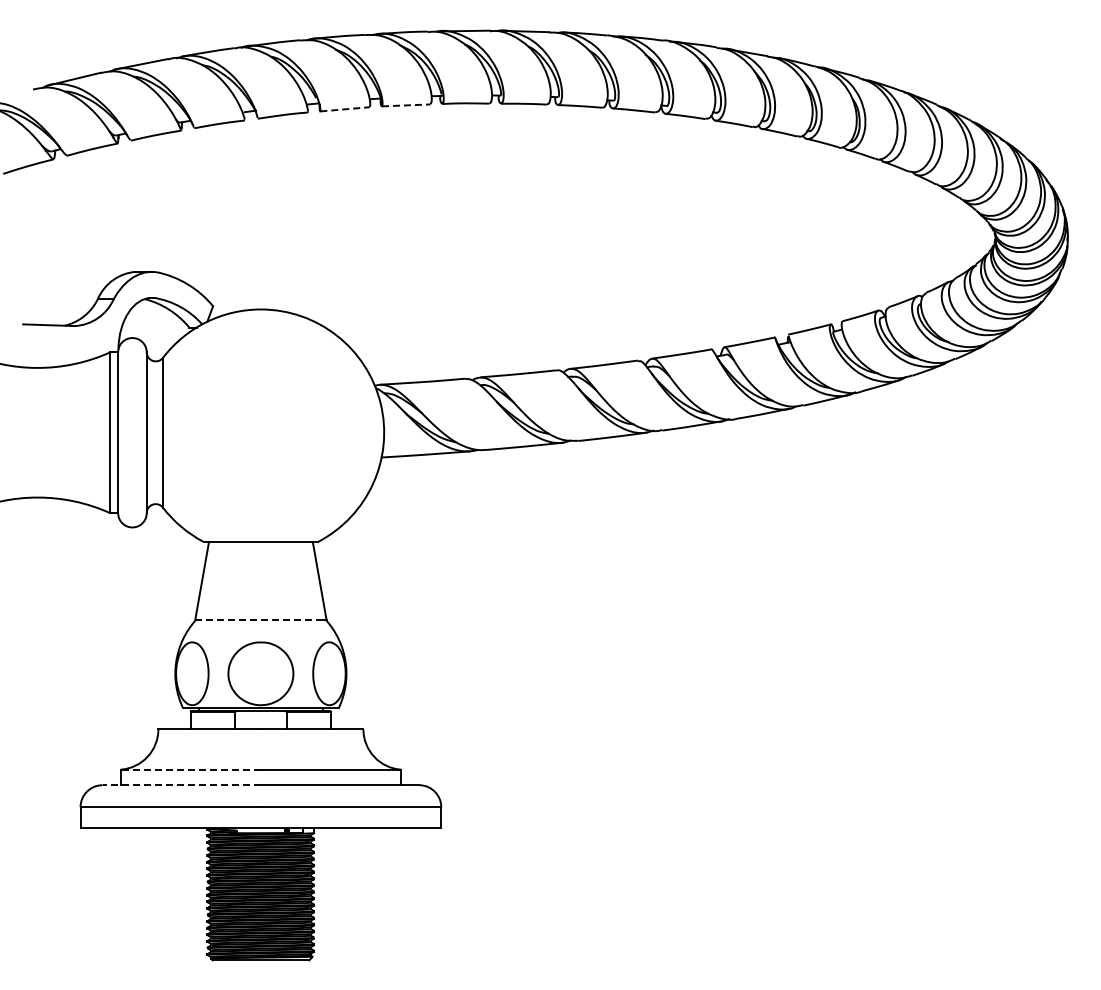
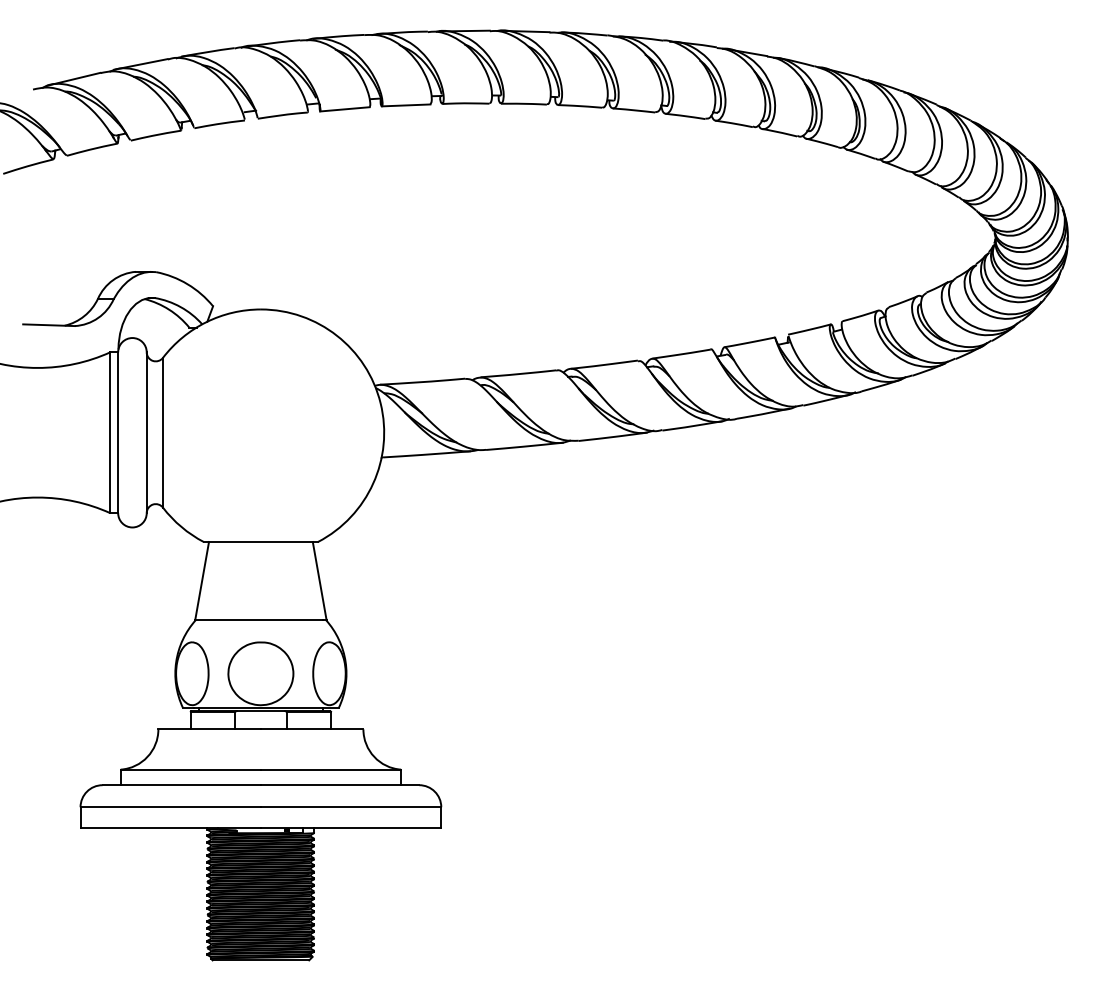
line: dashed -> solid (406, 105)
line: dashed -> solid (345, 109)
line: dashed -> solid (258, 619)
line: dashed -> solid (190, 769)
line: dashed -> solid (181, 785)
